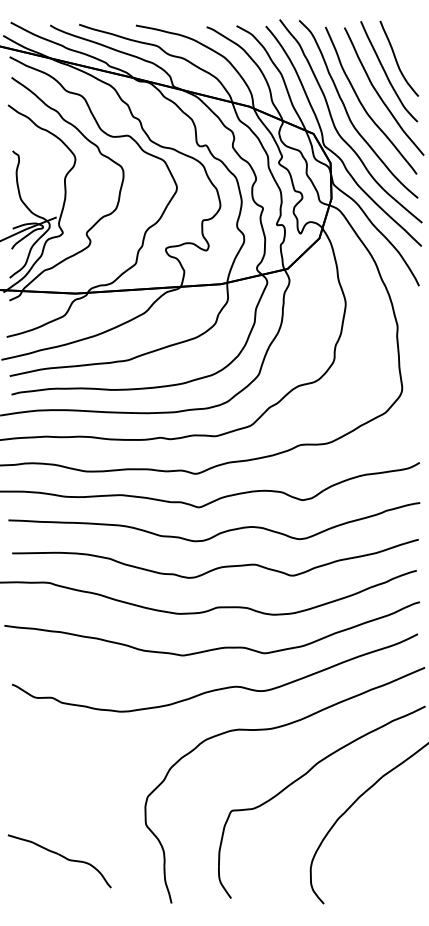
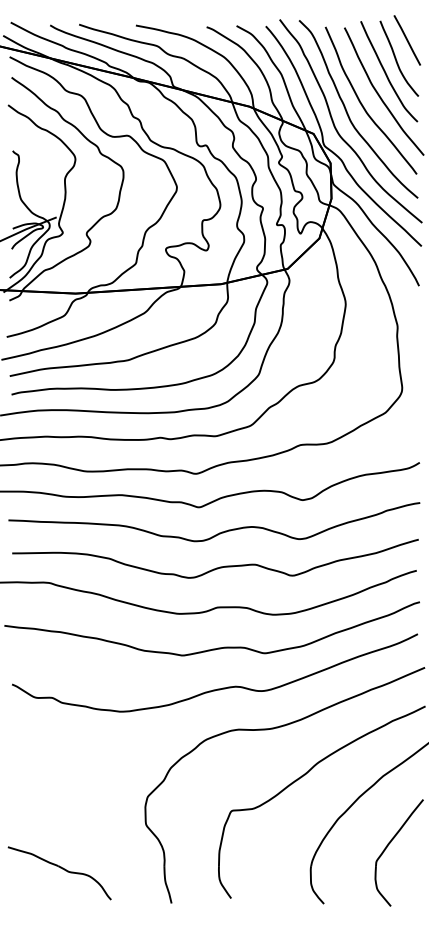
line: none -> present (406, 40)
part: none -> present (388, 846)
part position: (59, 861) -> (59, 873) (59, 873)
